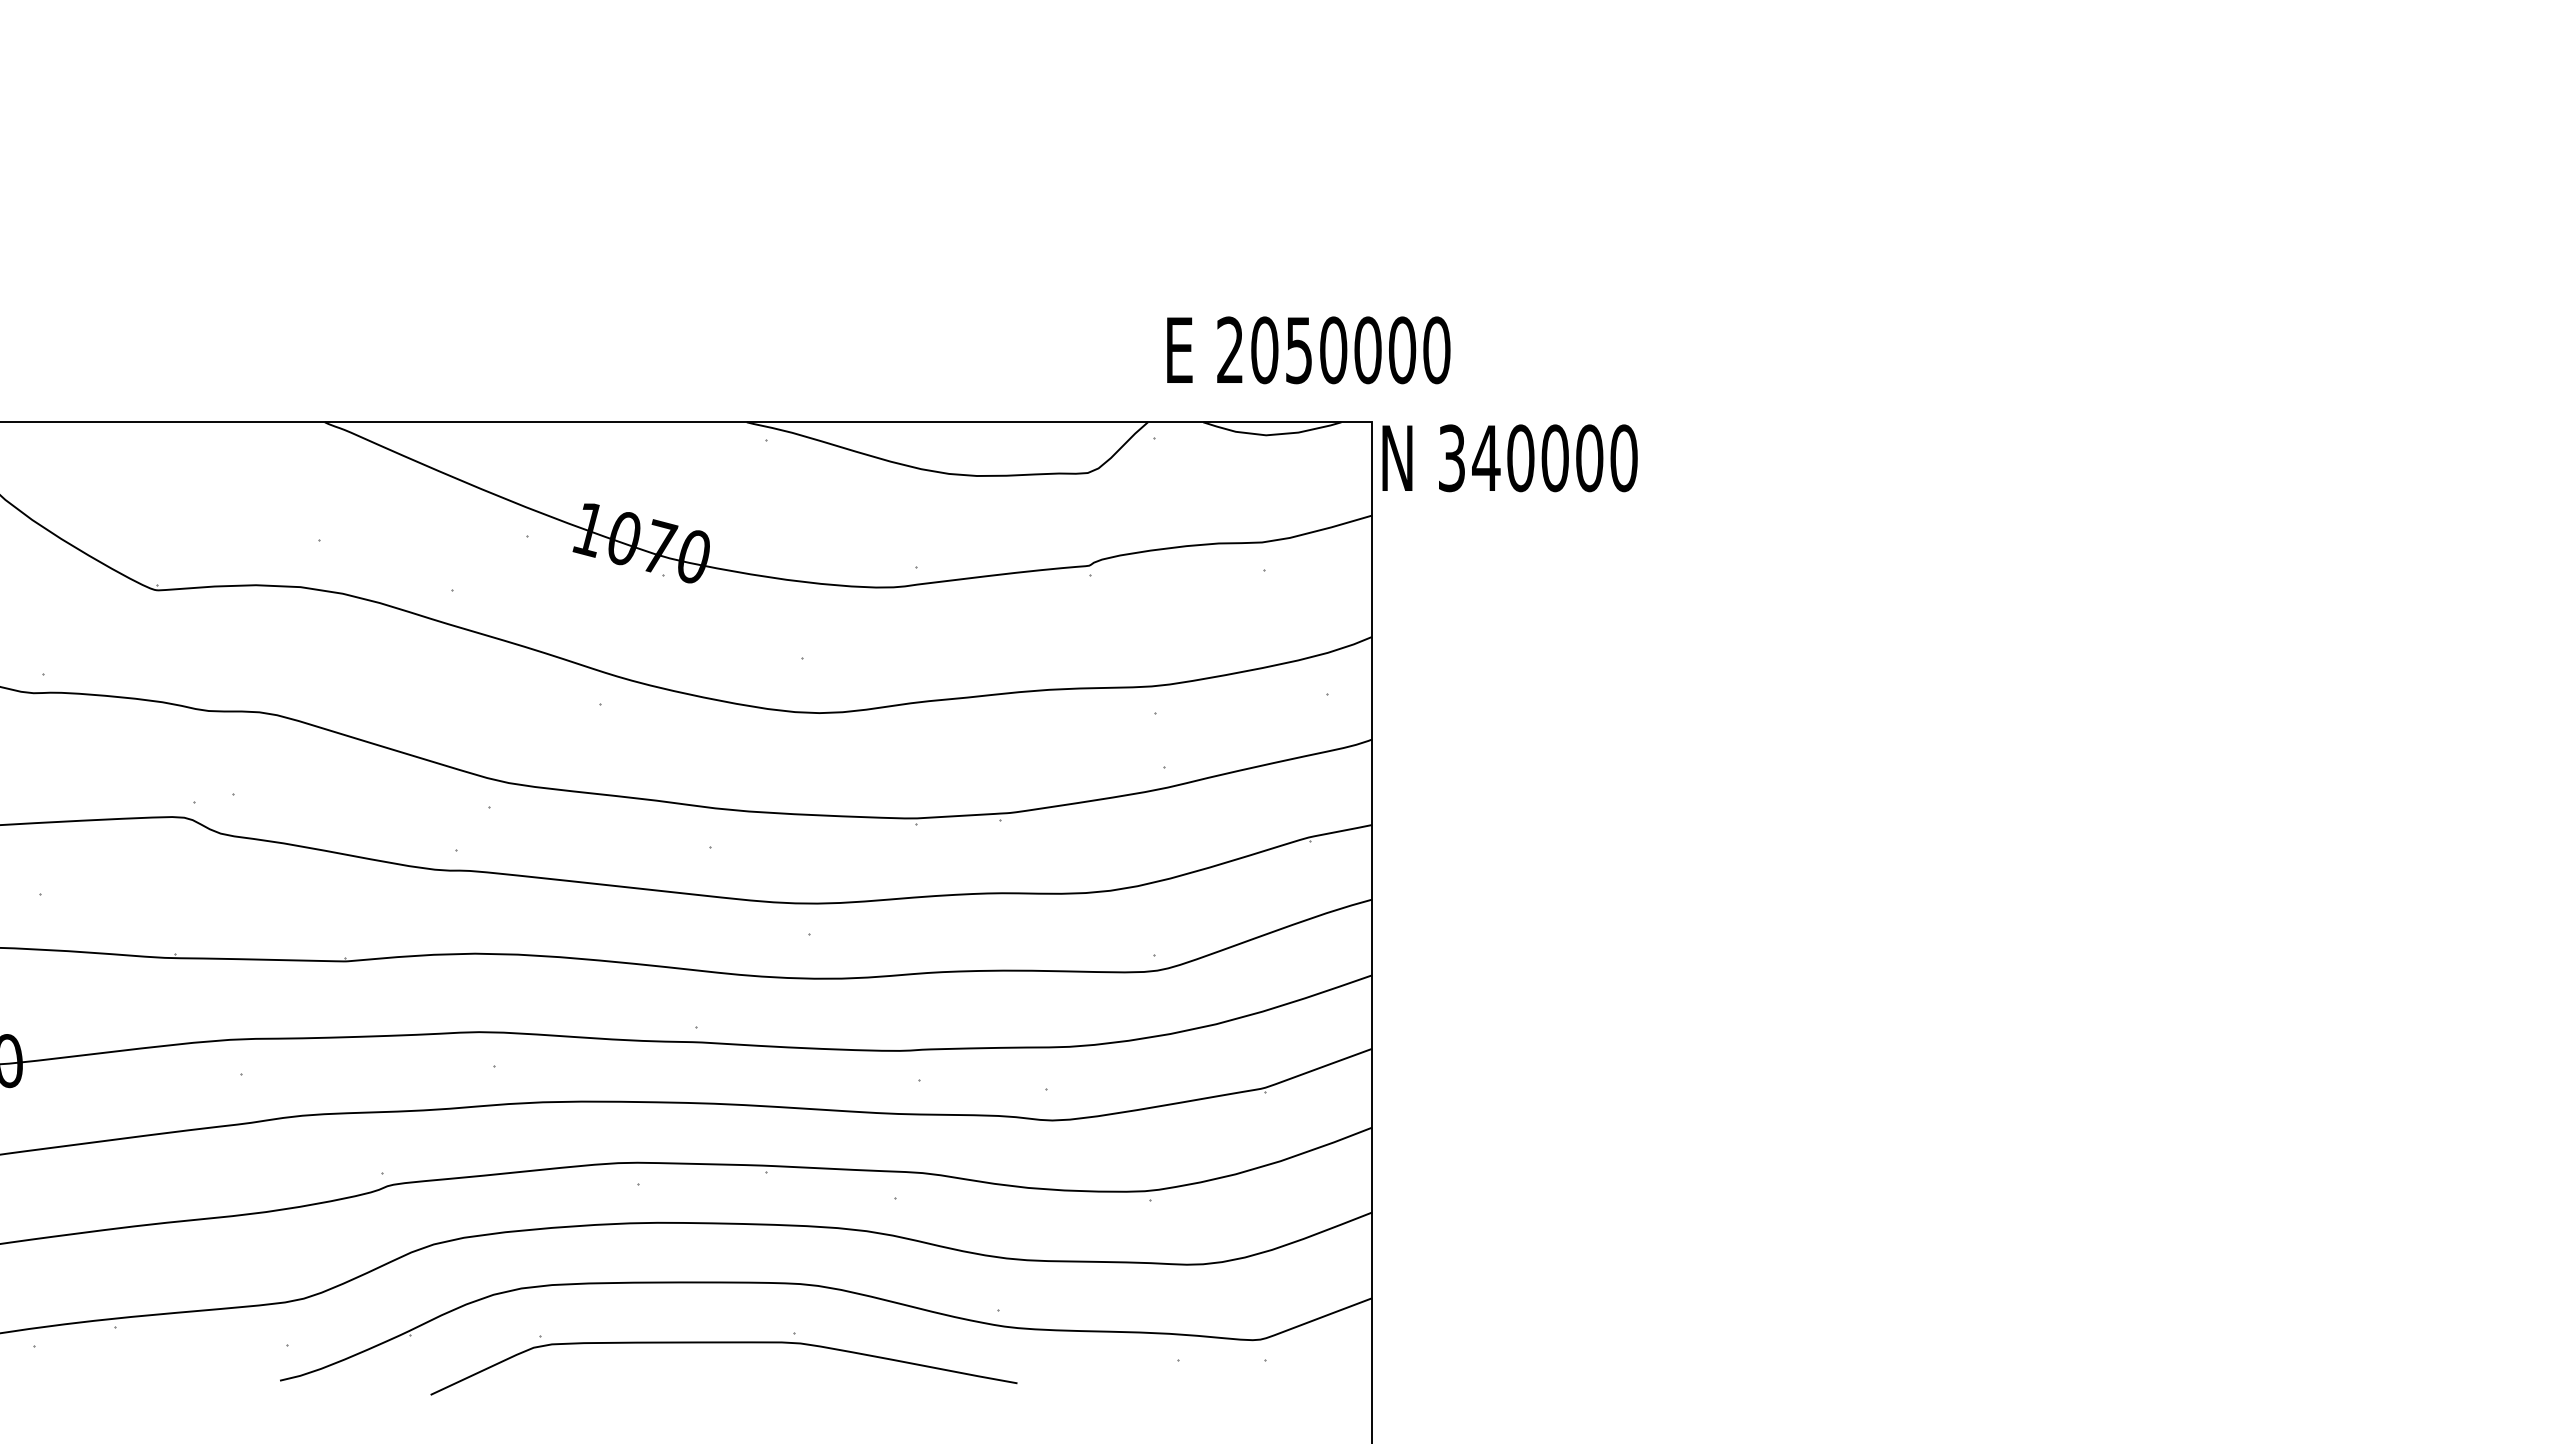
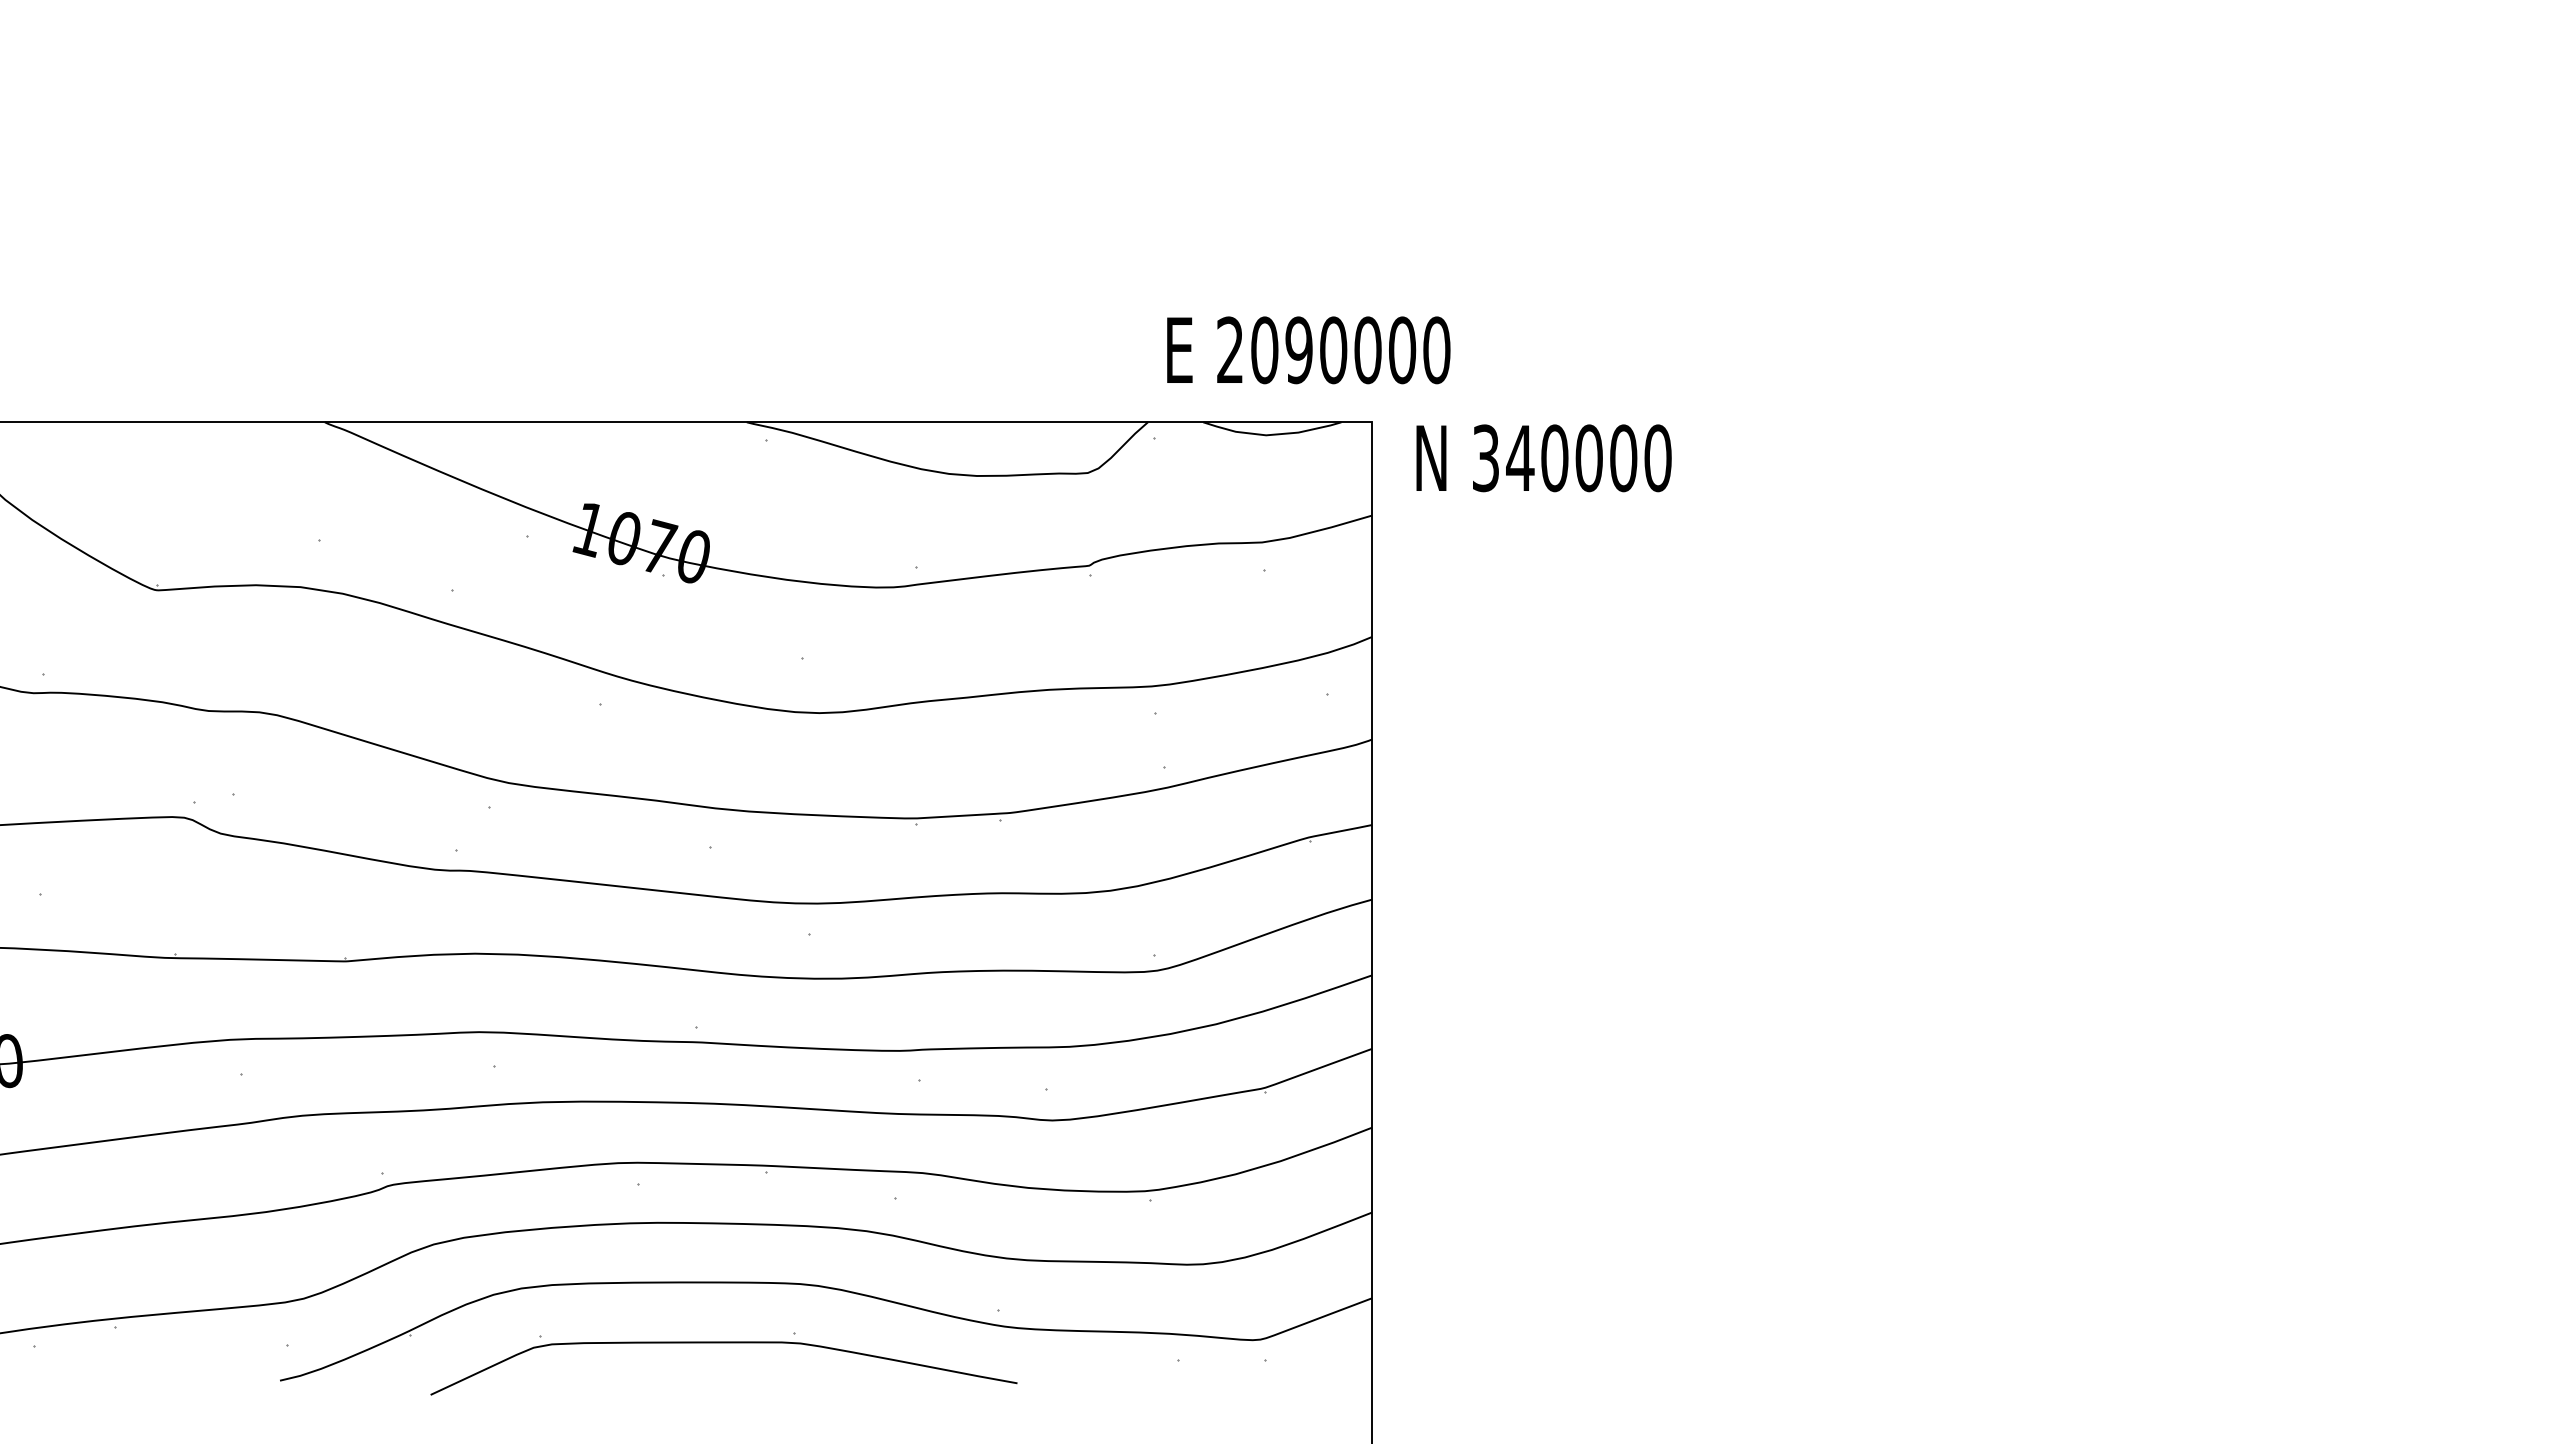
text: 2050000 -> 2090000 (1298, 350)
text position: (1509, 458) -> (1543, 458) (1543, 458)
